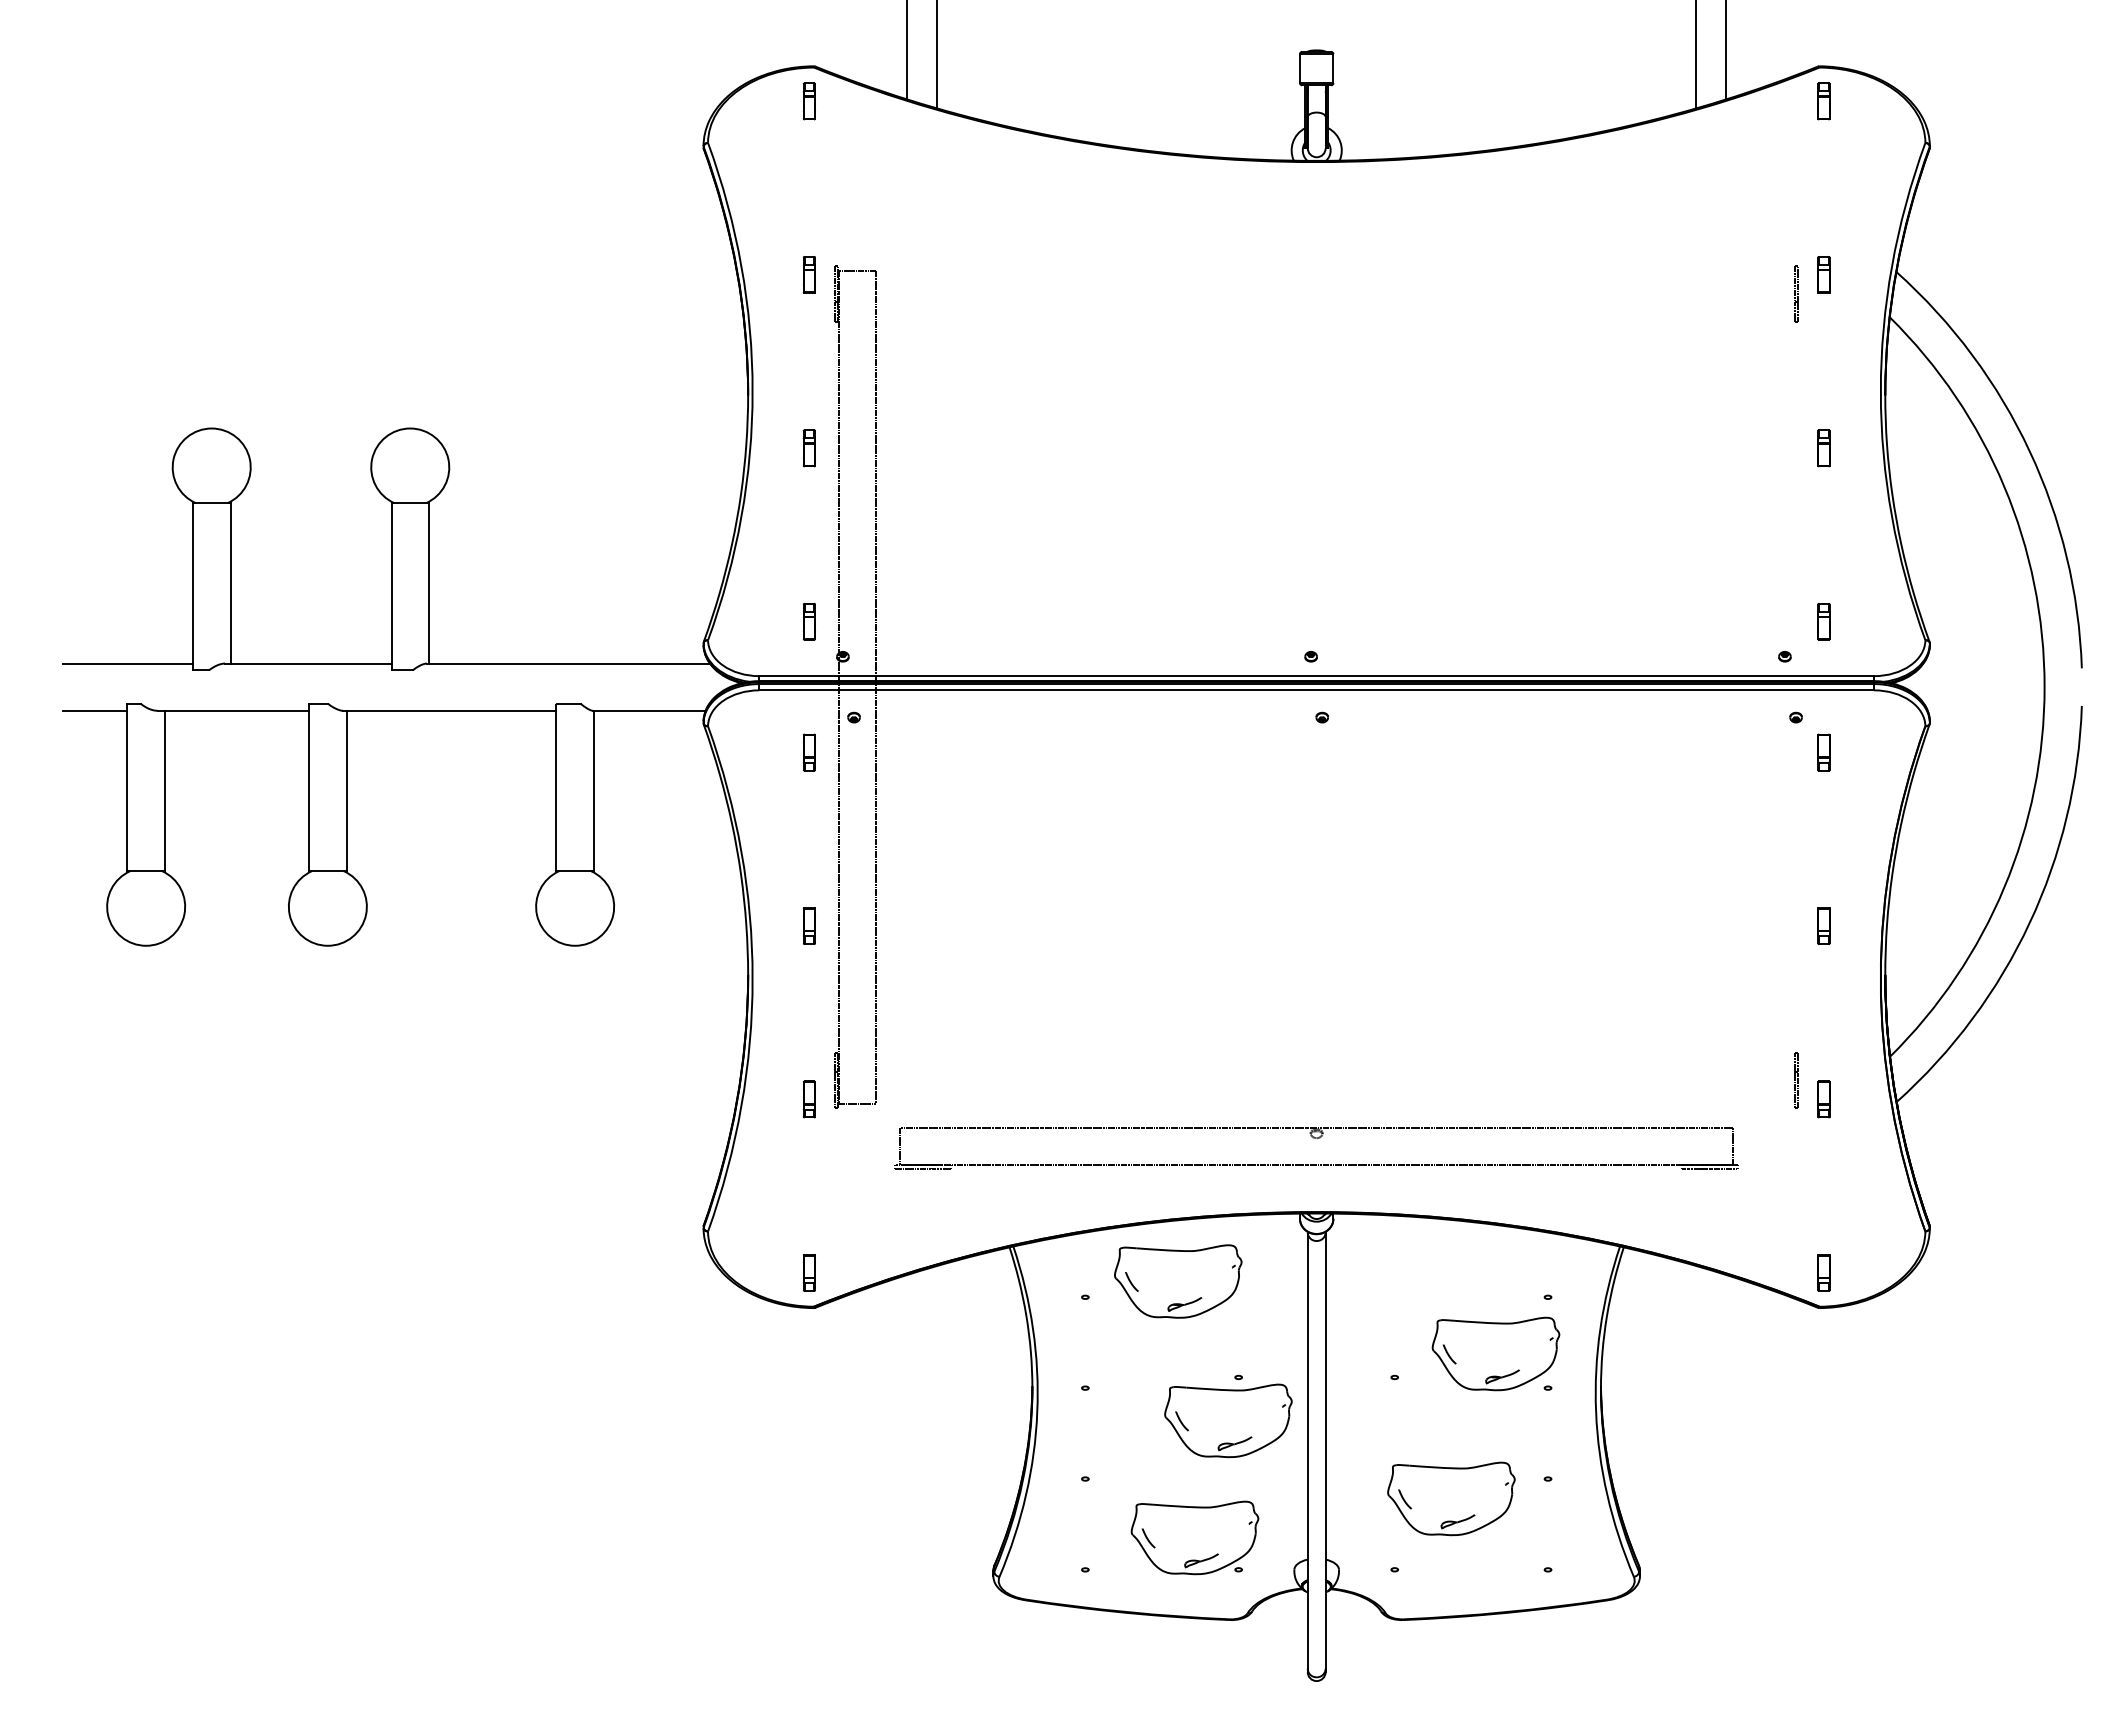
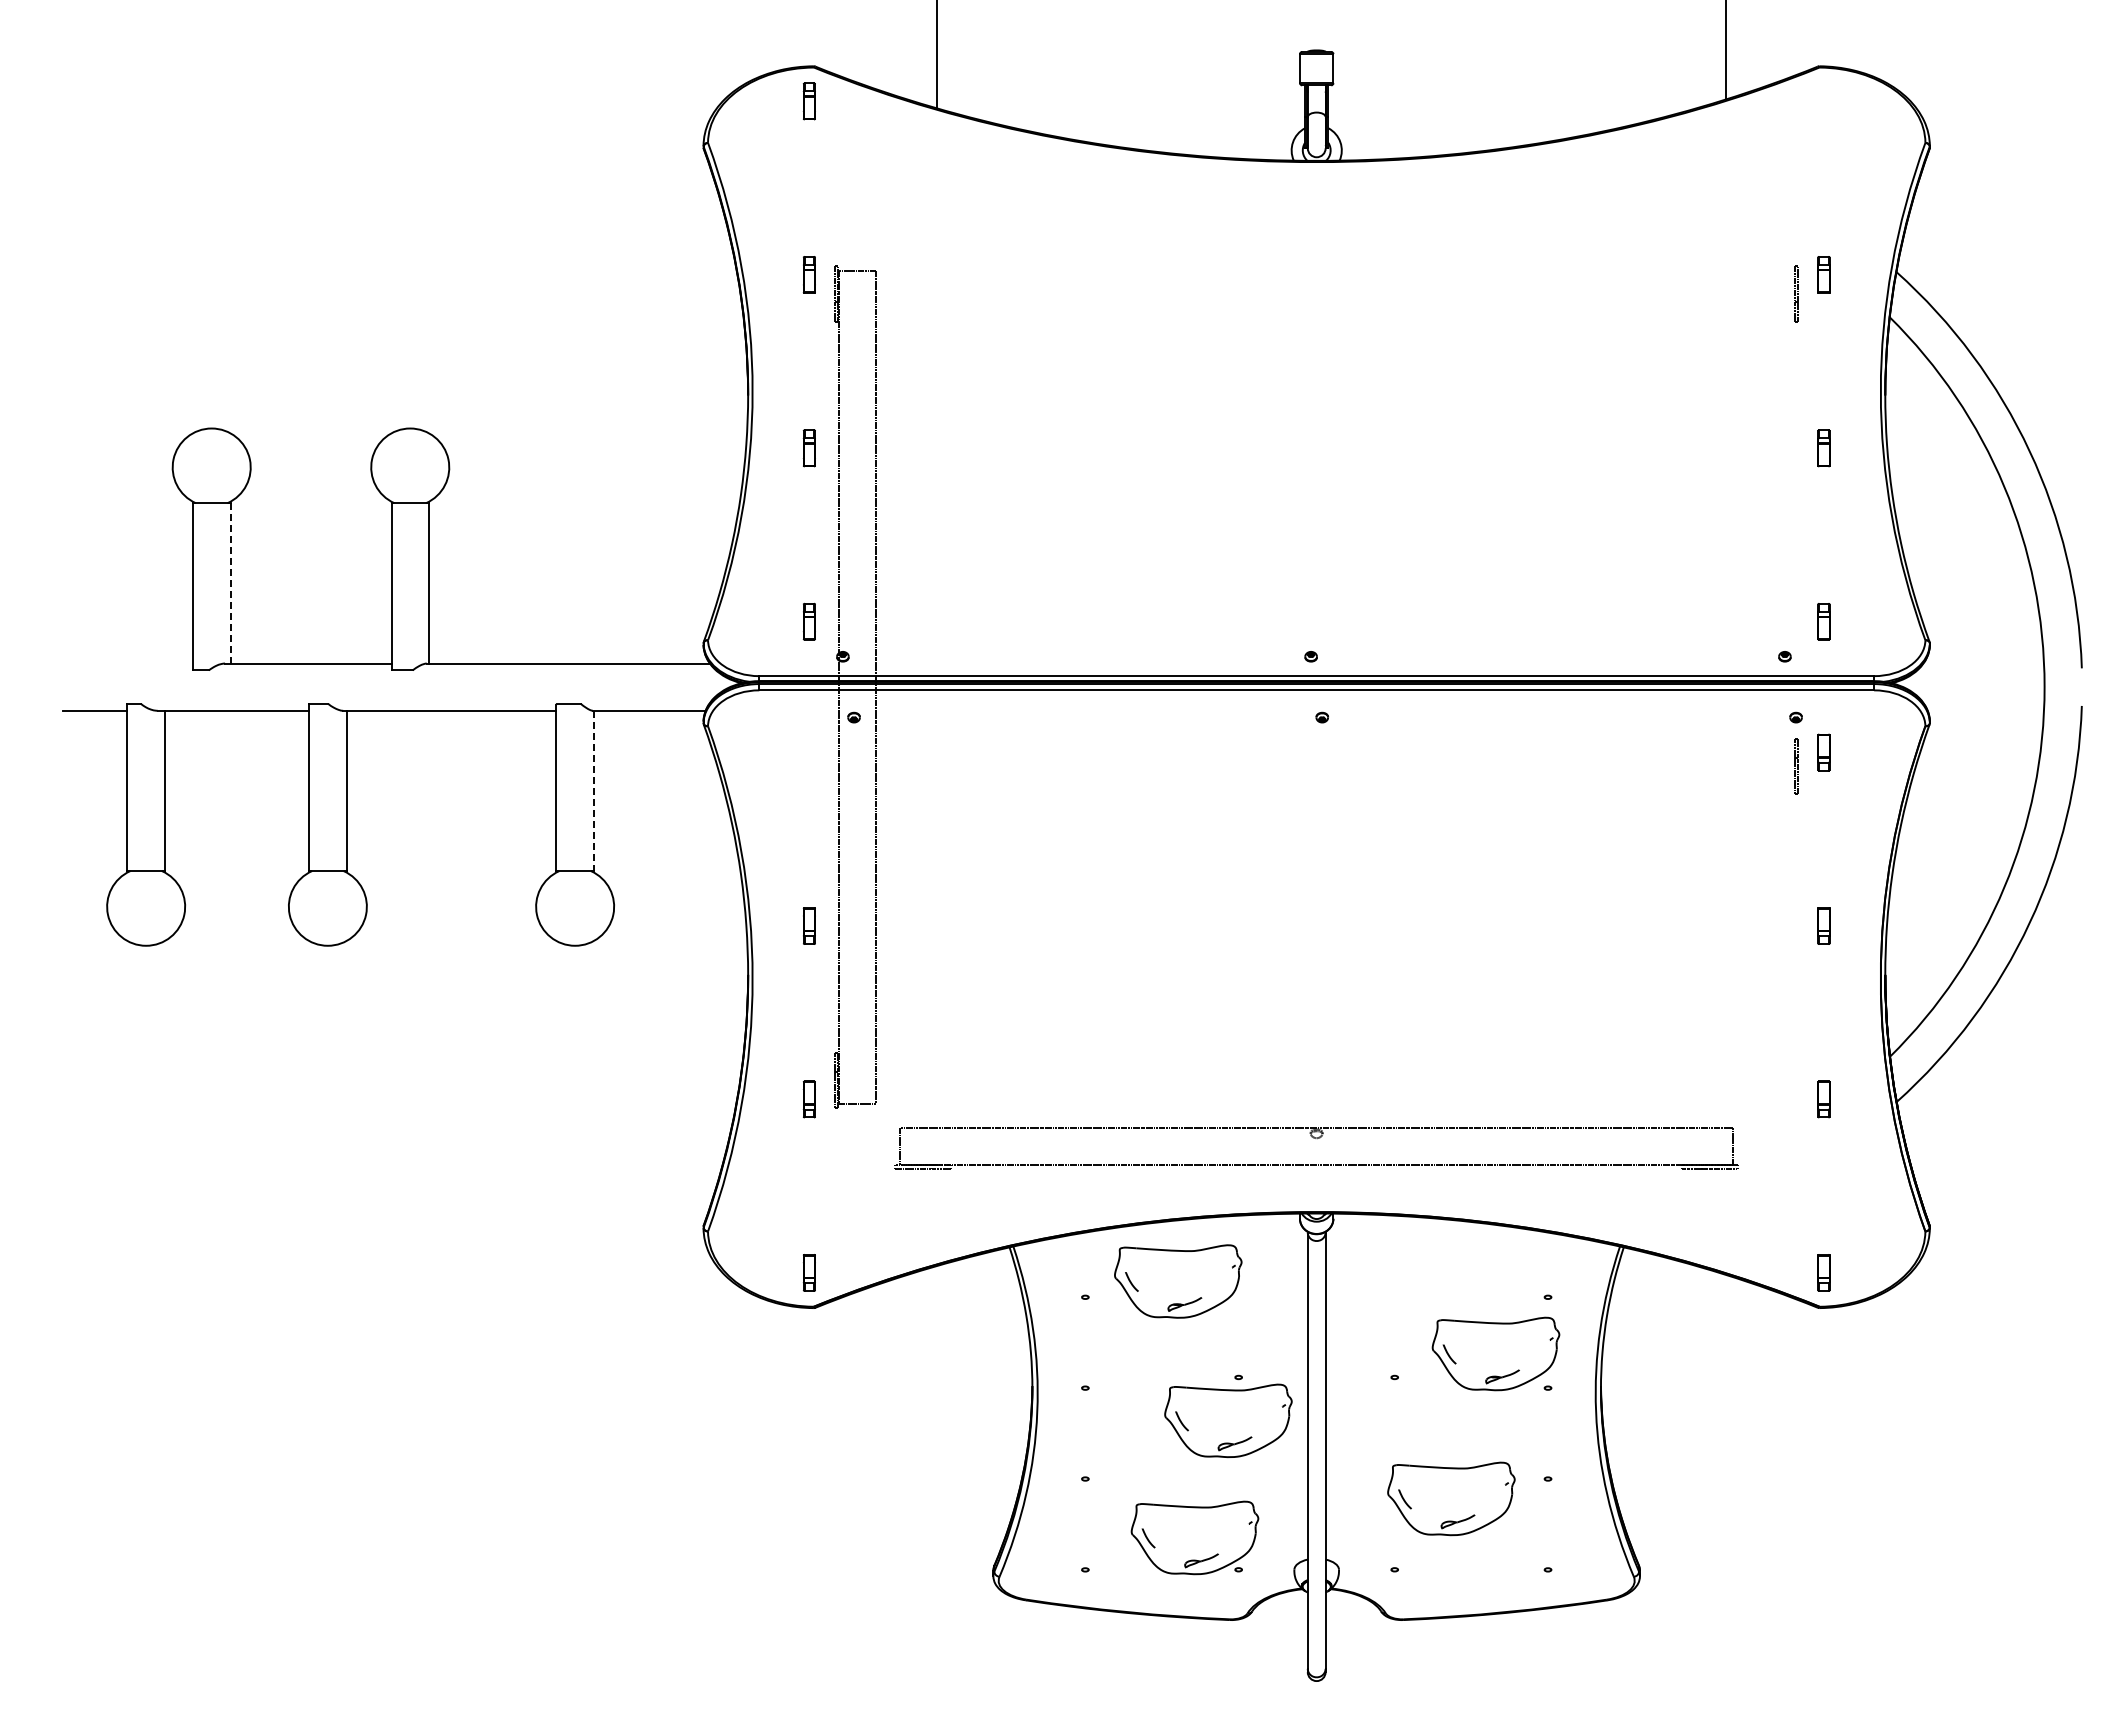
line: present -> none (907, 50)
line: present -> none (1696, 55)
part: present -> none (1823, 101)
line: solid -> dashed (230, 582)
line: present -> none (127, 663)
part: present -> none (808, 752)
line: solid -> dashed (593, 791)
line position: (1795, 1080) -> (1795, 766) (1795, 766)
